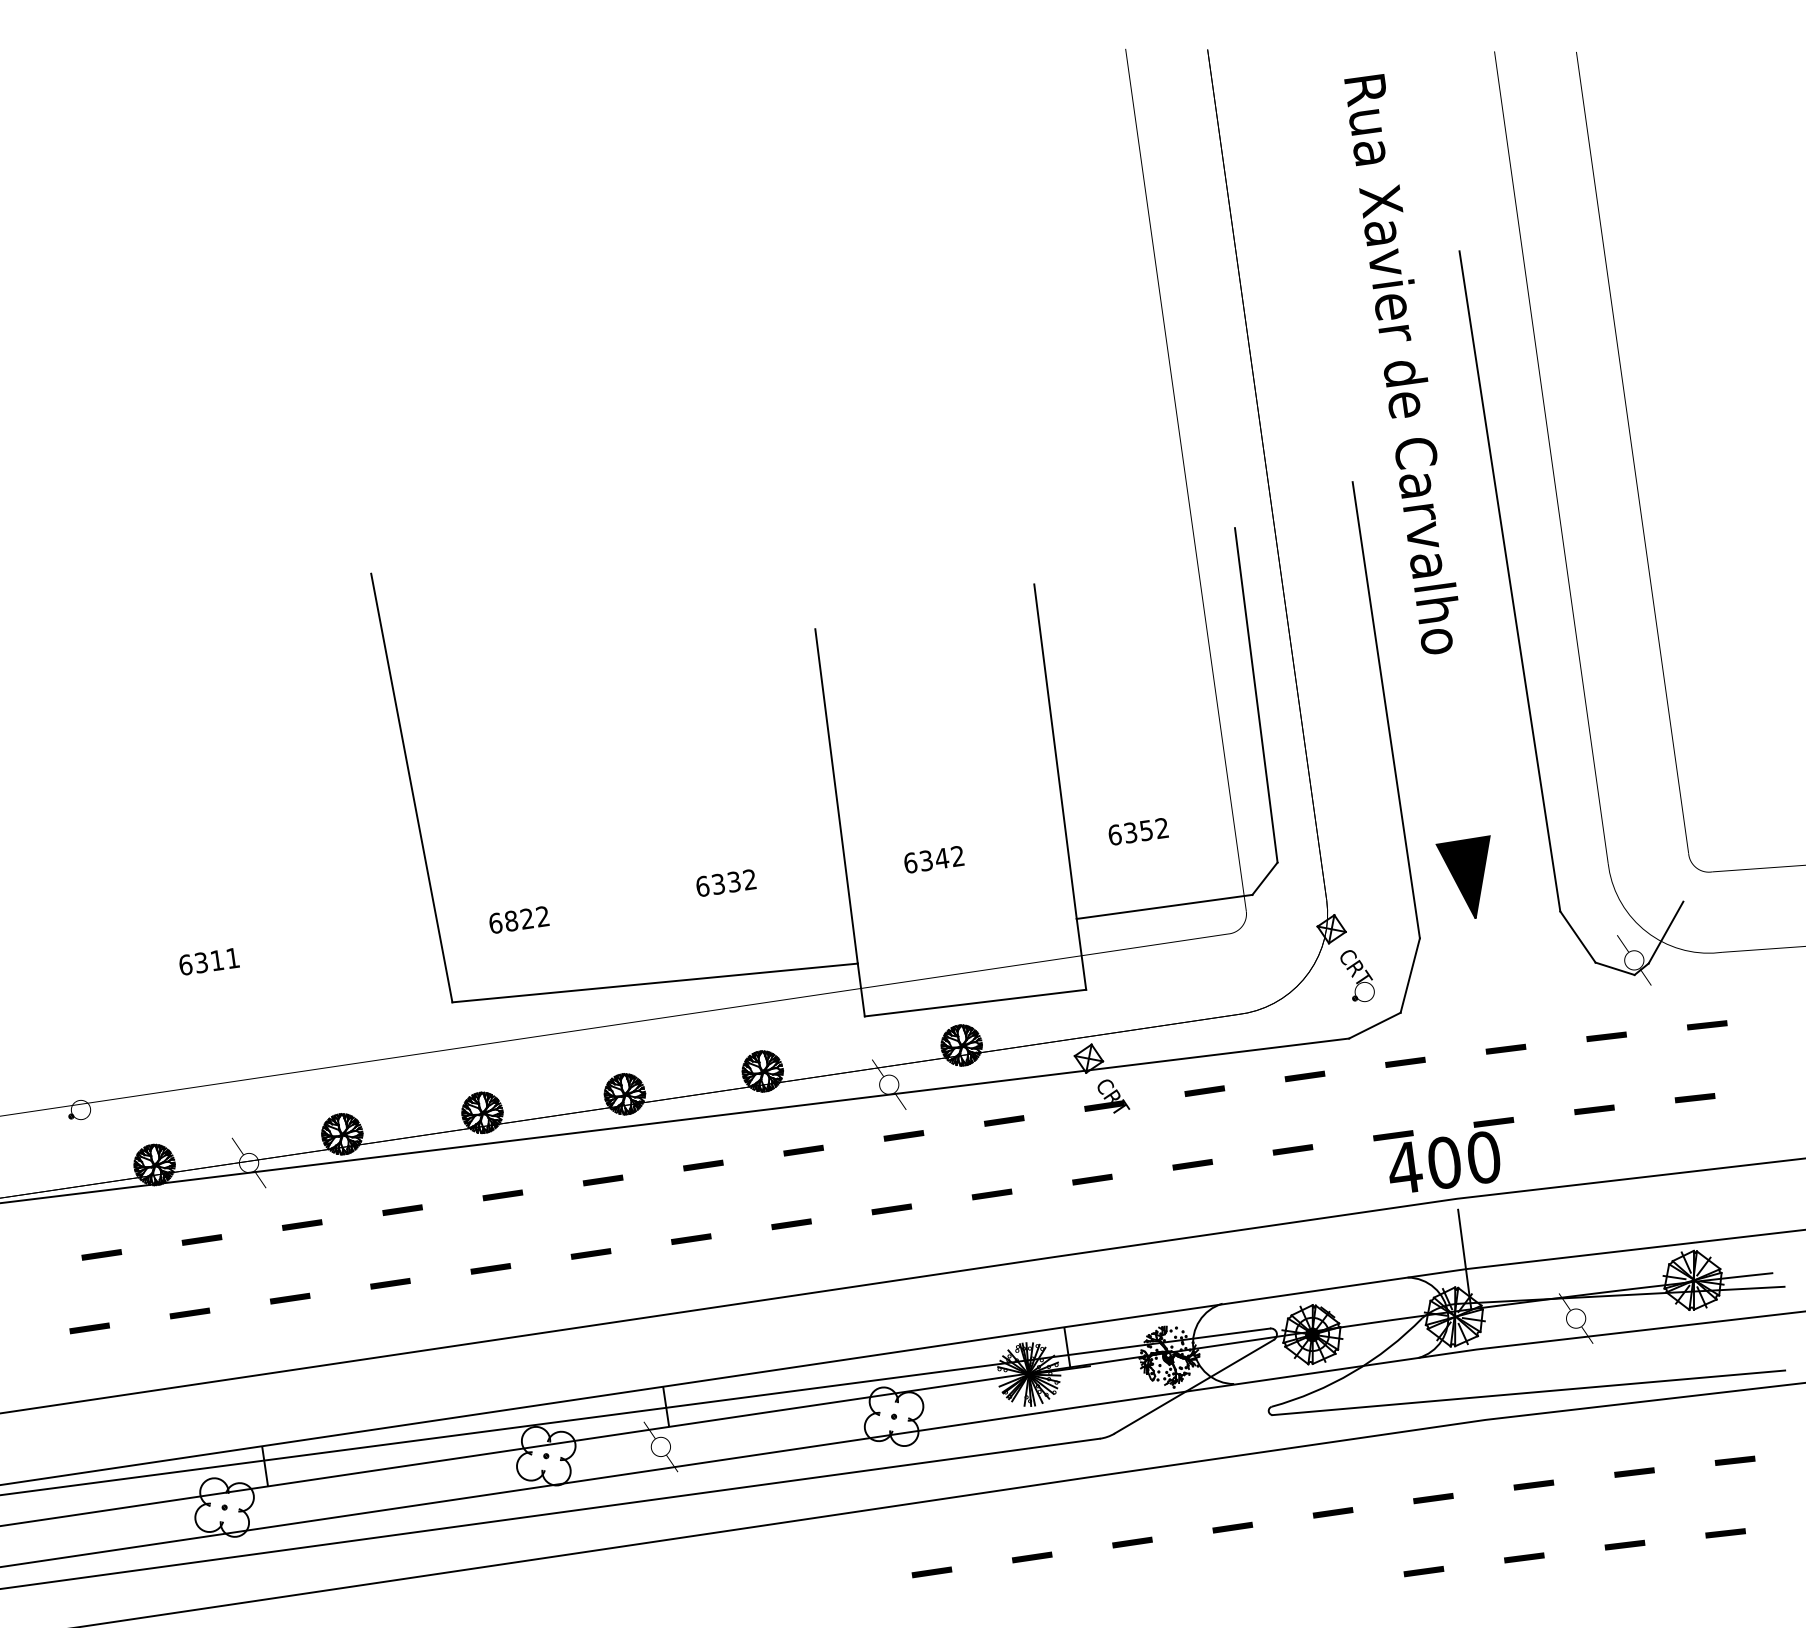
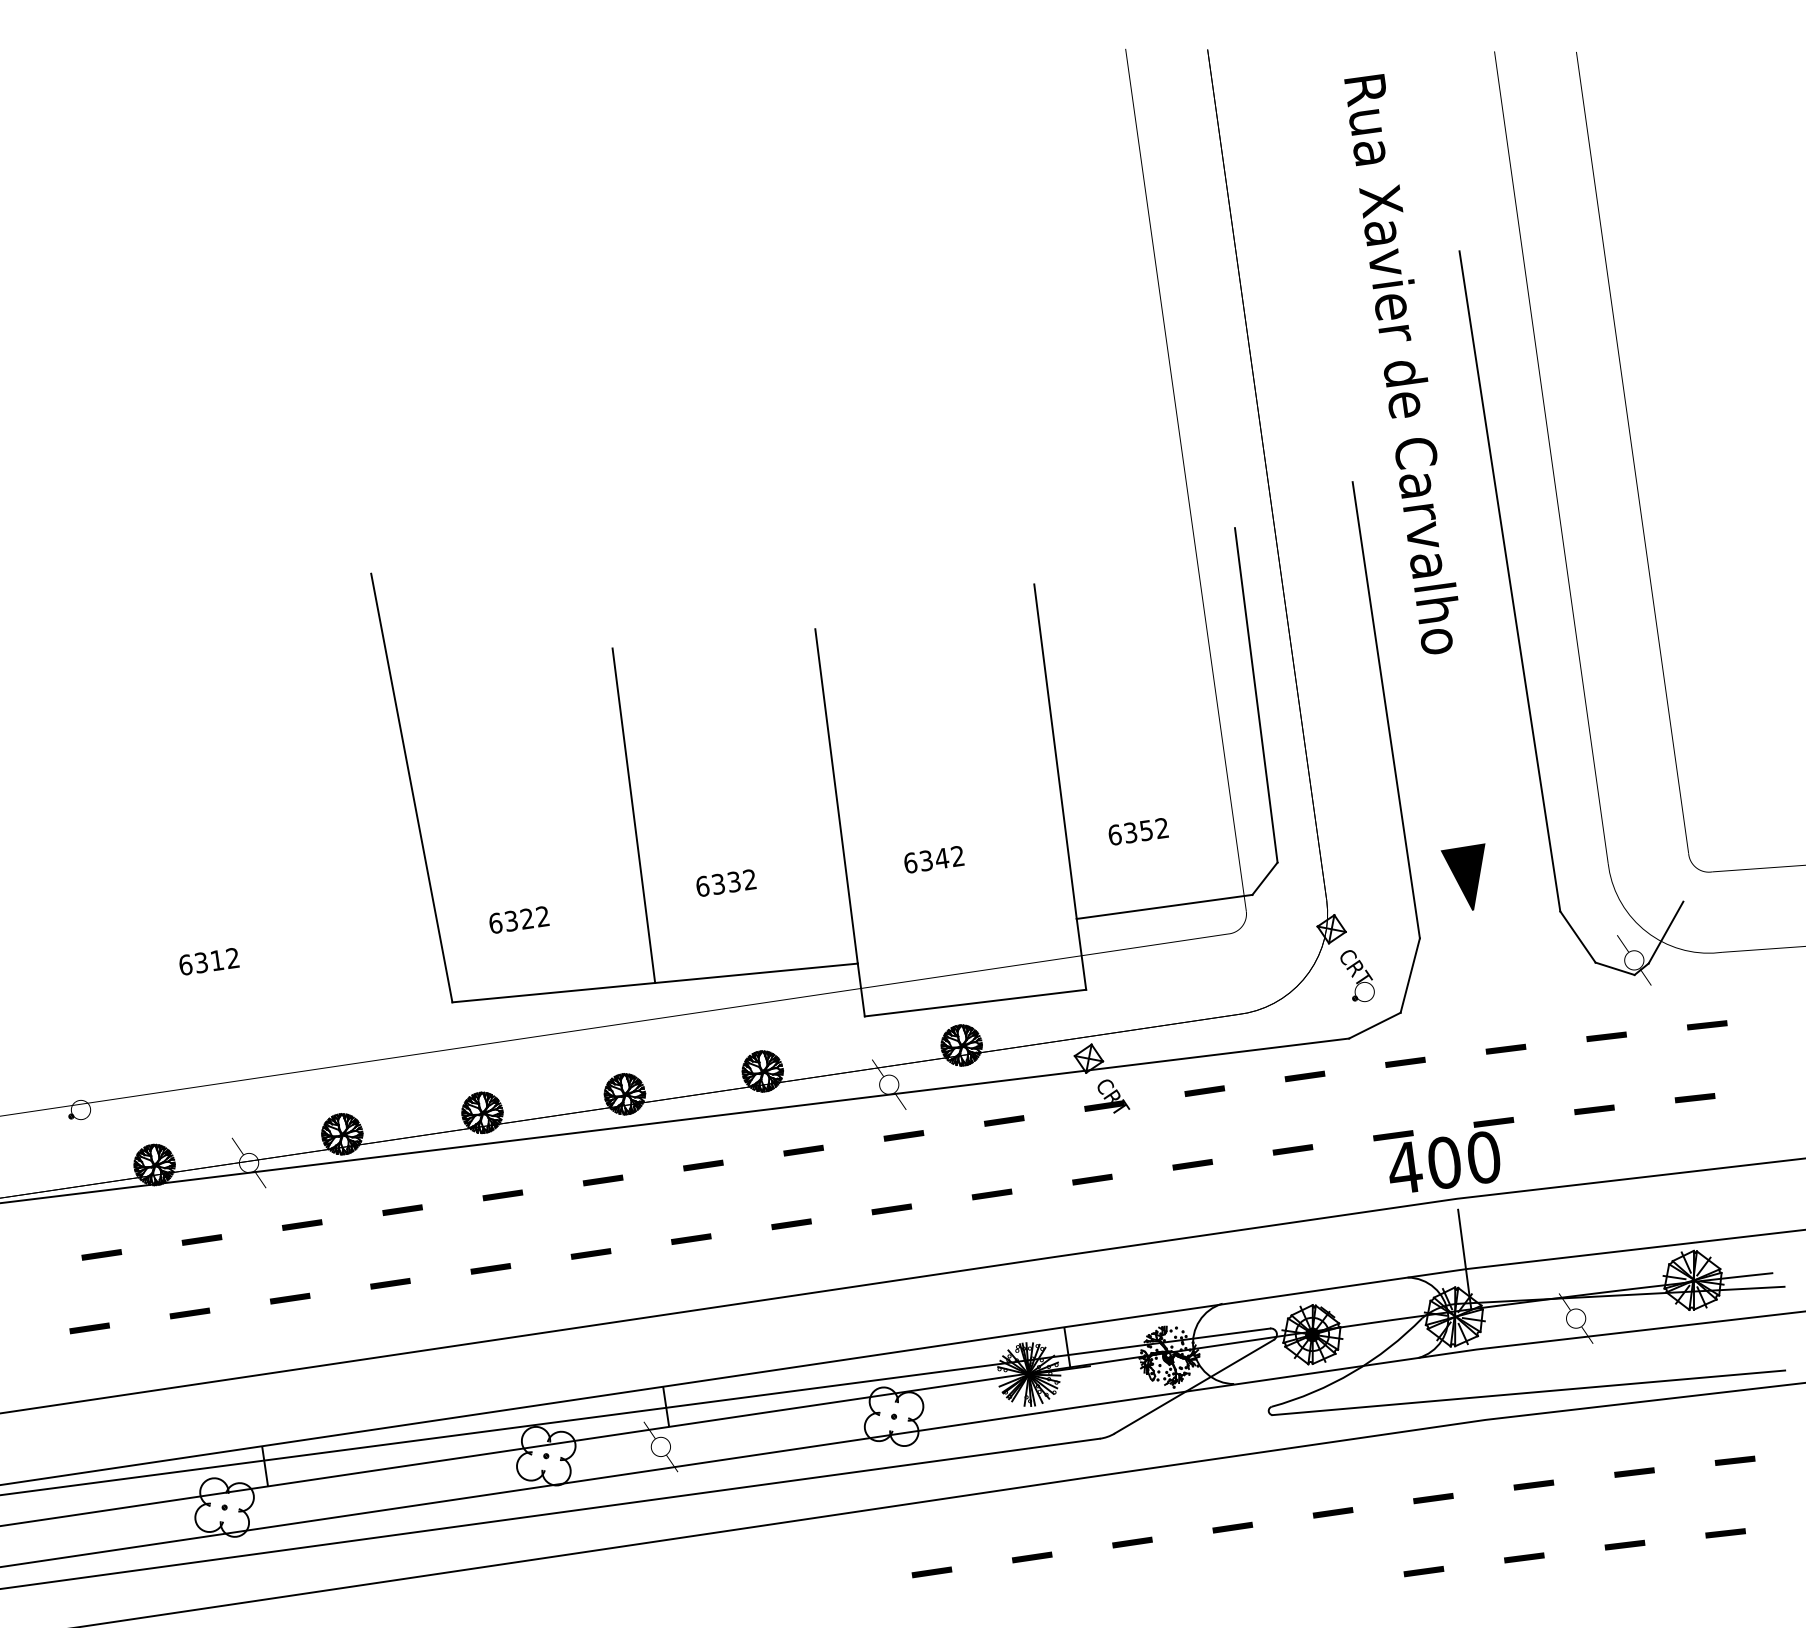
line: none -> present (633, 815)
part size: 56x84 px -> 46x68 px (1462, 876)
text: 6822 -> 6322 (511, 920)
text: 6311 -> 6312 (232, 958)
